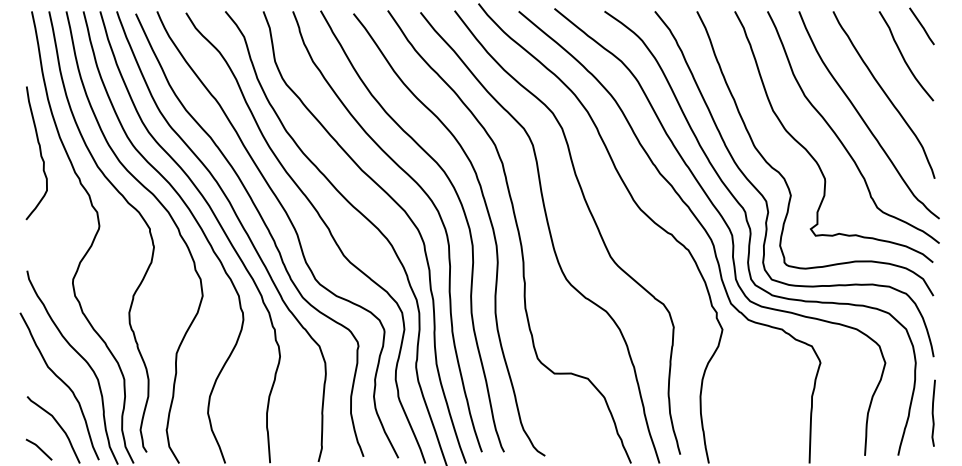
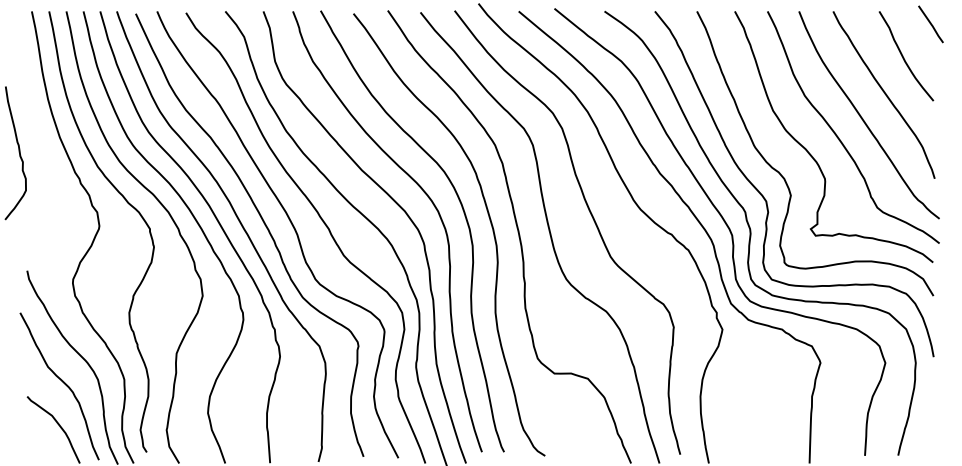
line position: (921, 26) -> (930, 24) (930, 24)
curve position: (39, 152) -> (18, 152) (18, 152)
curve: present -> none (933, 412)
line: present -> none (38, 448)
